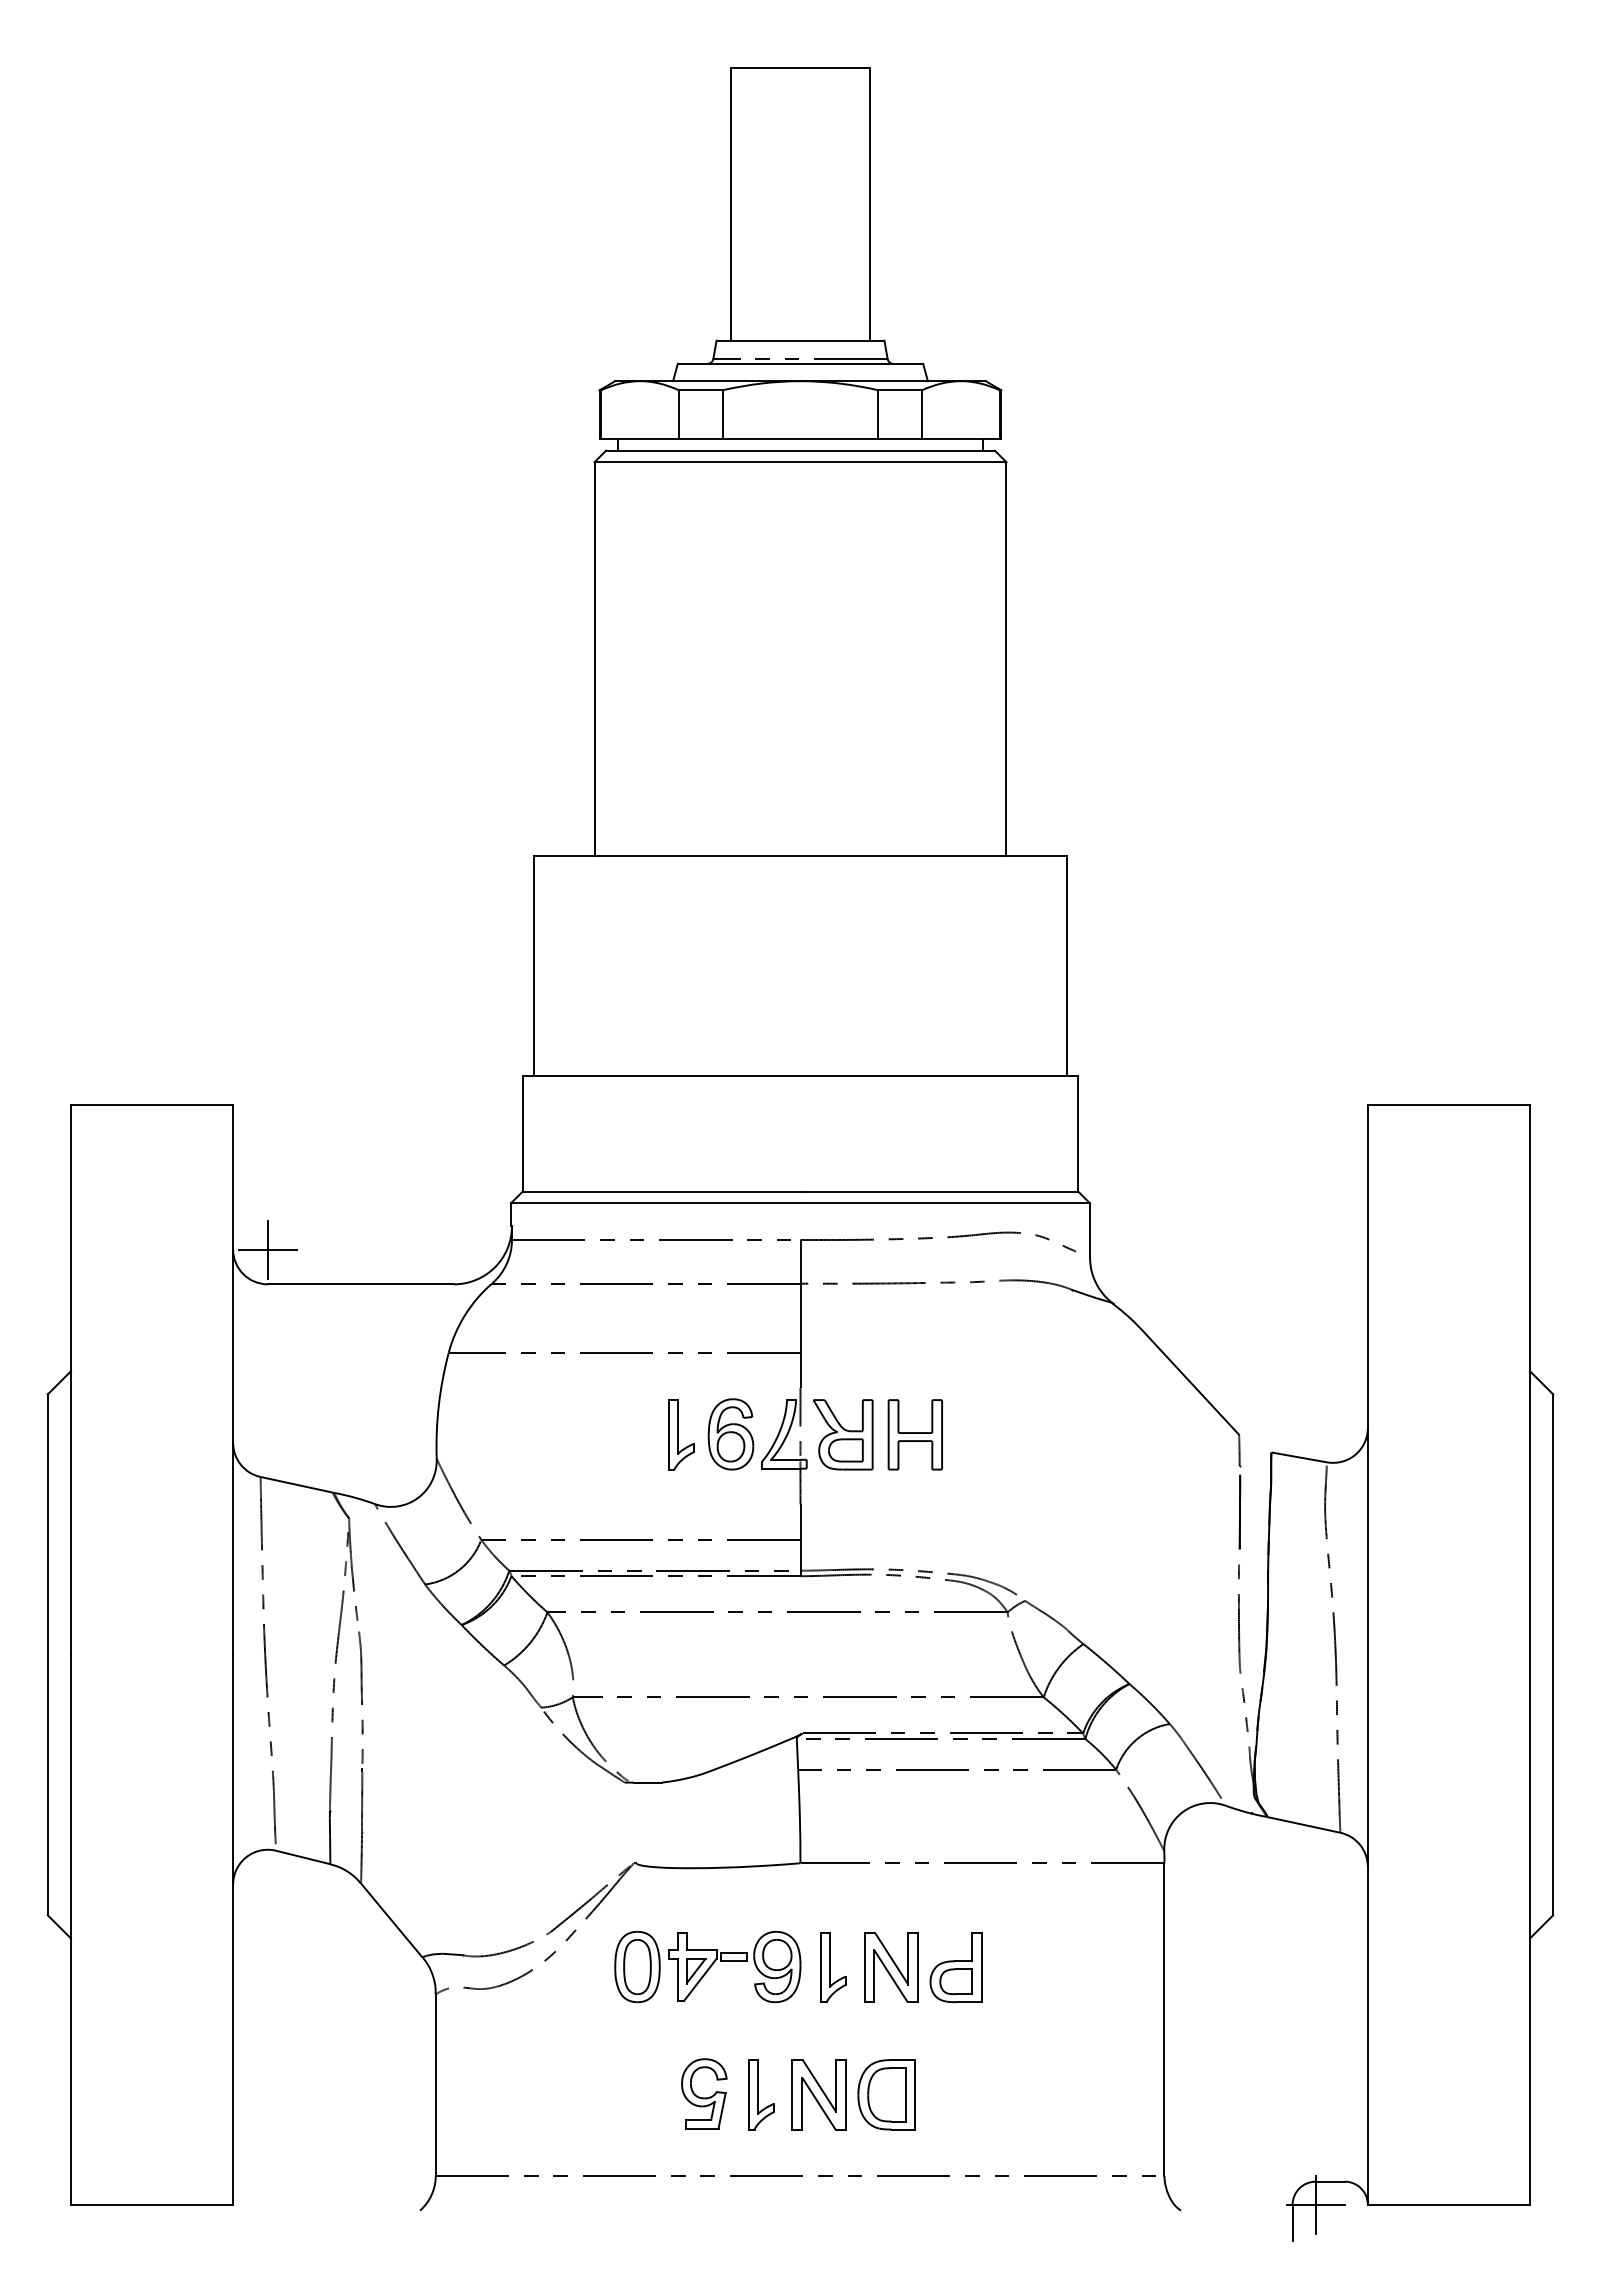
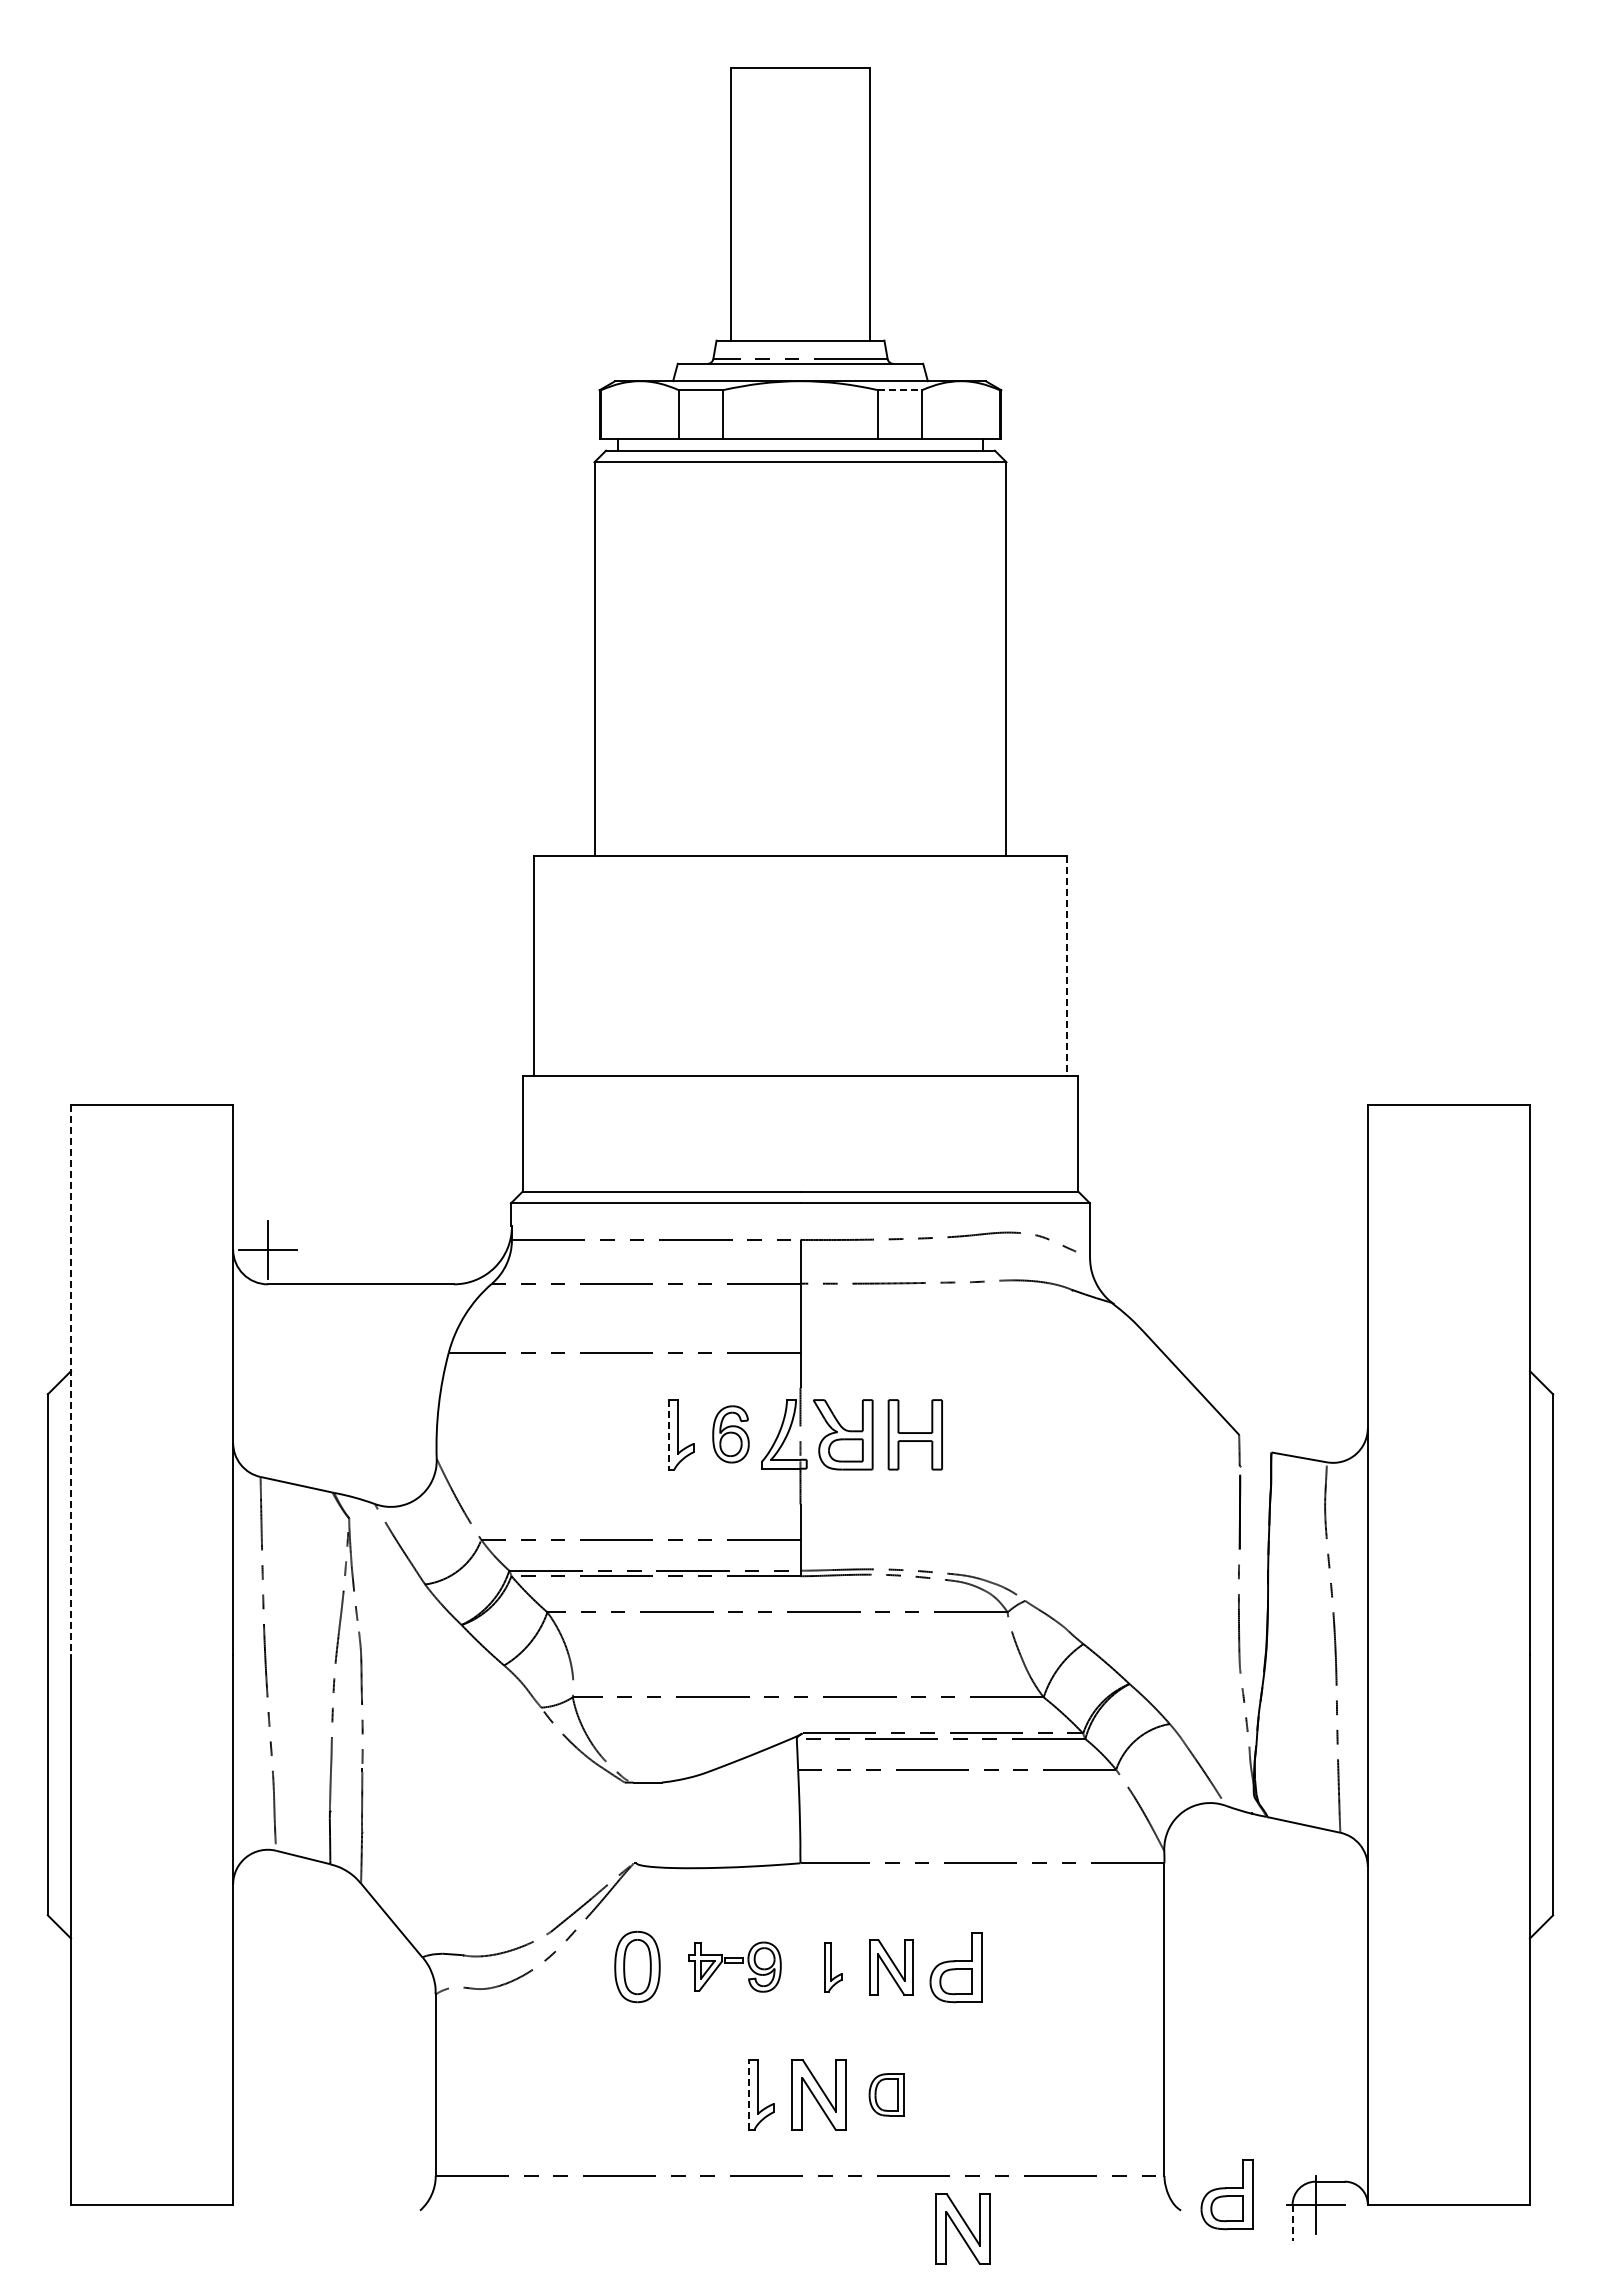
line: solid -> dashed (900, 390)
line: solid -> dashed (1066, 965)
line: solid -> dashed (71, 1379)
line: solid -> dashed (668, 1434)
part size: 48x73 px -> 38x59 px (730, 1434)
part size: 134x73 px -> 94x52 px (734, 1966)
part size: 27x71 px -> 19x51 px (833, 1967)
part size: 55x71 px -> 45x57 px (891, 1967)
part: present -> none (704, 2093)
line: solid -> dashed (748, 2094)
part size: 59x72 px -> 37x44 px (886, 2094)
part: none -> present (1226, 2194)
line: solid -> dashed (1292, 2222)
part: none -> present (962, 2228)
